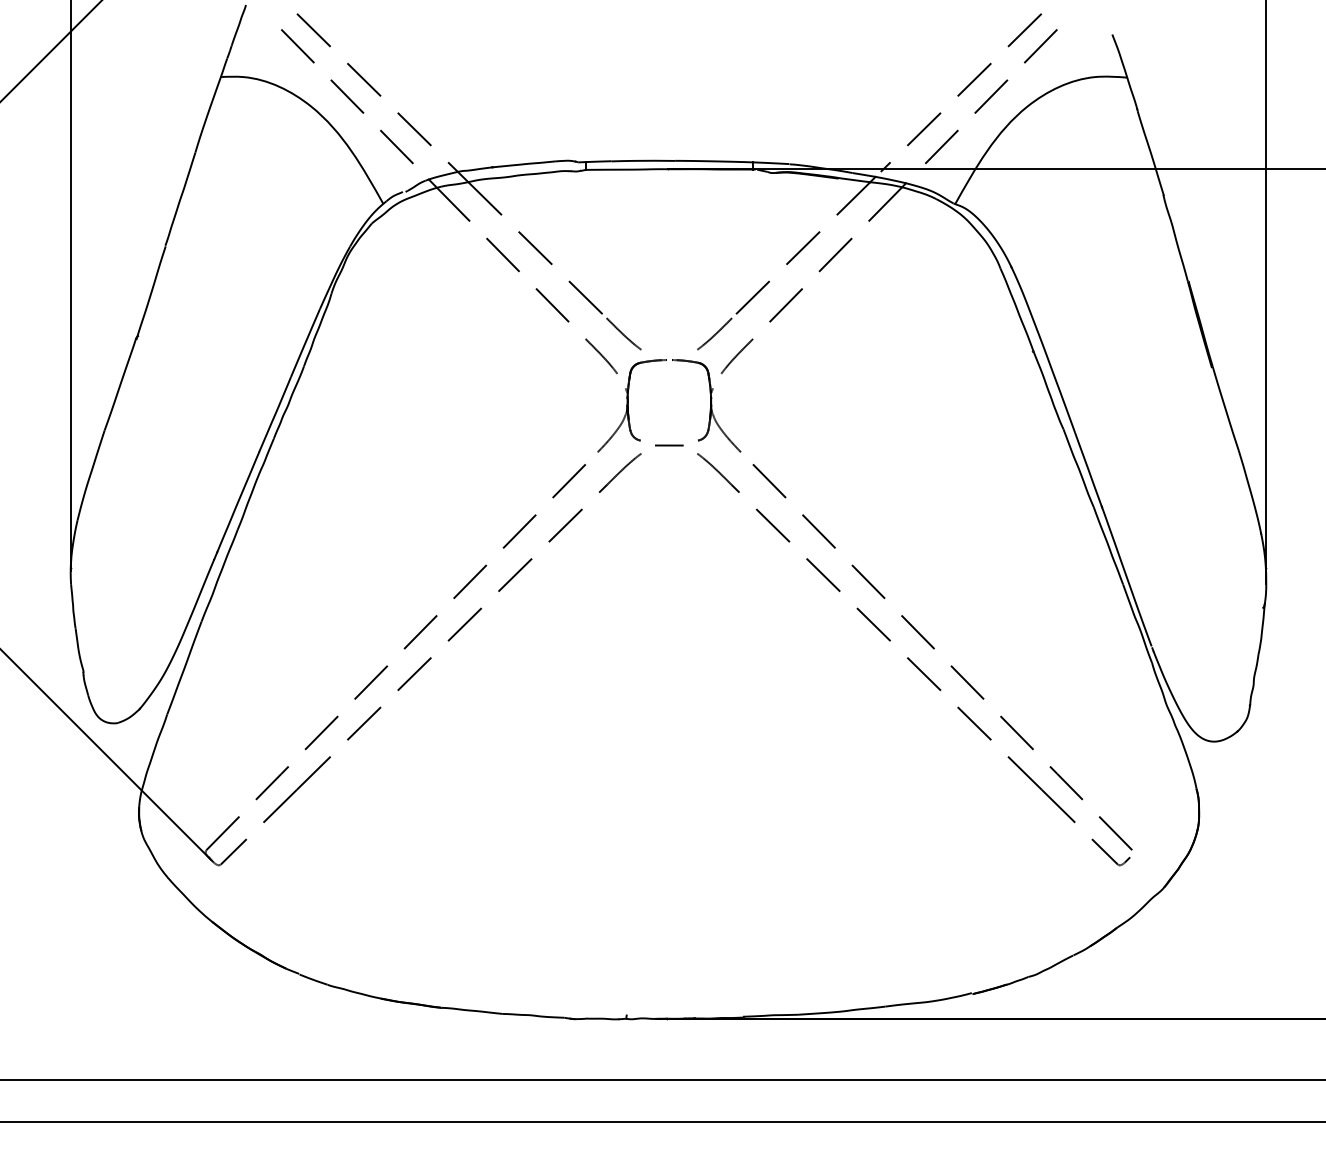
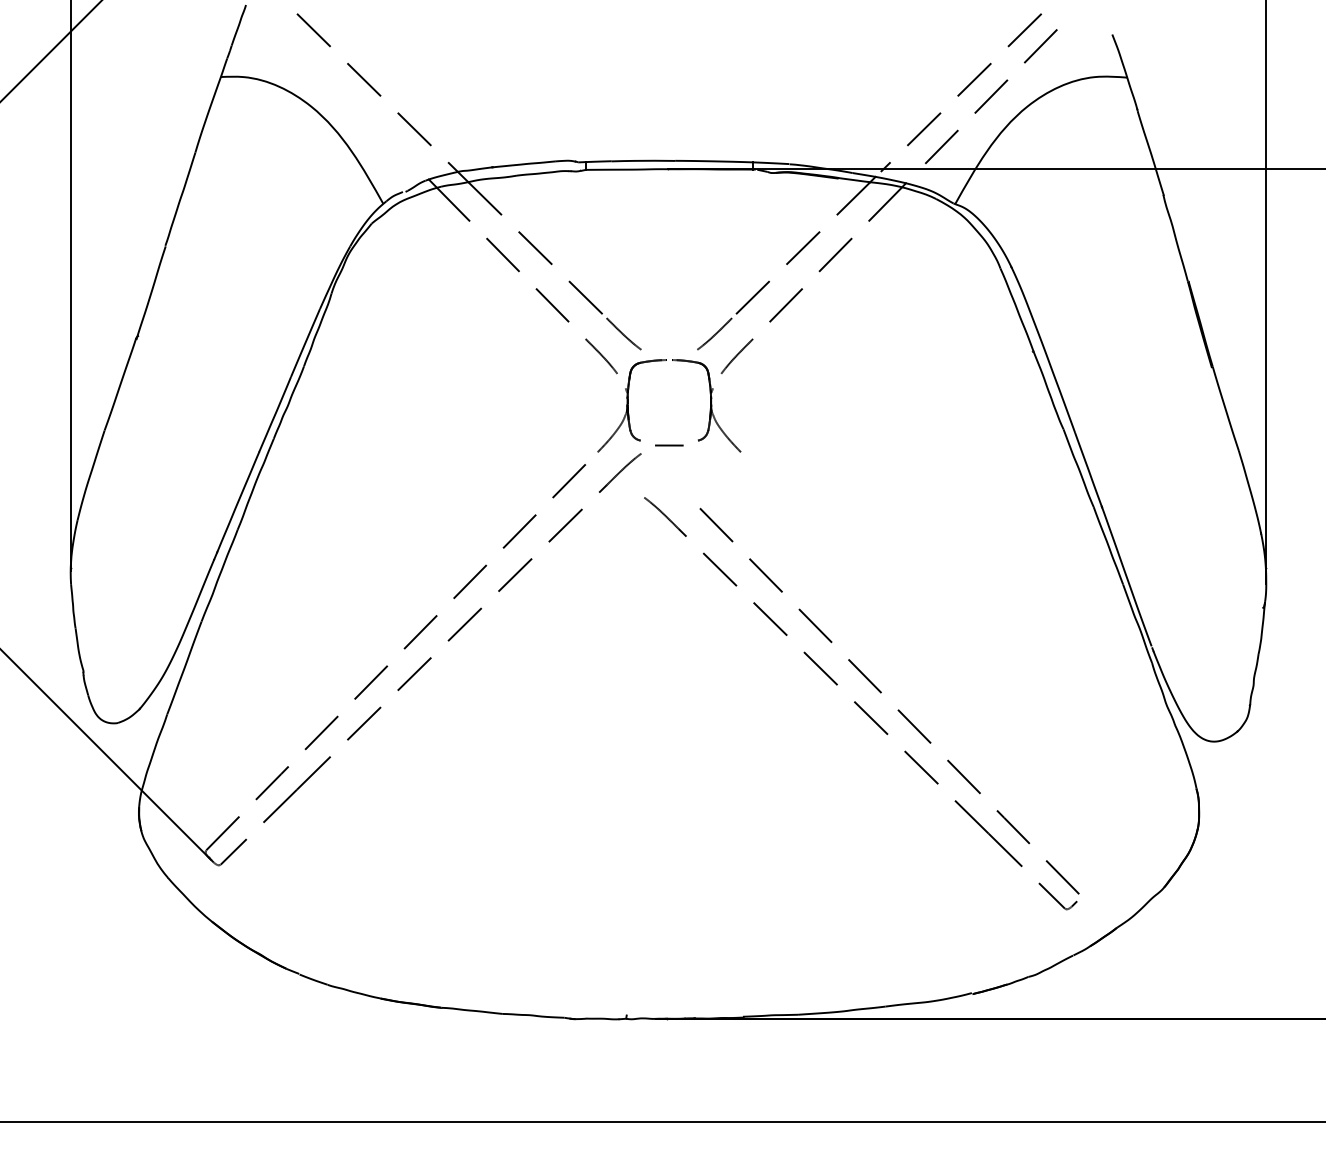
line: present -> none (347, 96)
part position: (914, 659) -> (861, 703) (861, 703)
line: present -> none (662, 1080)
